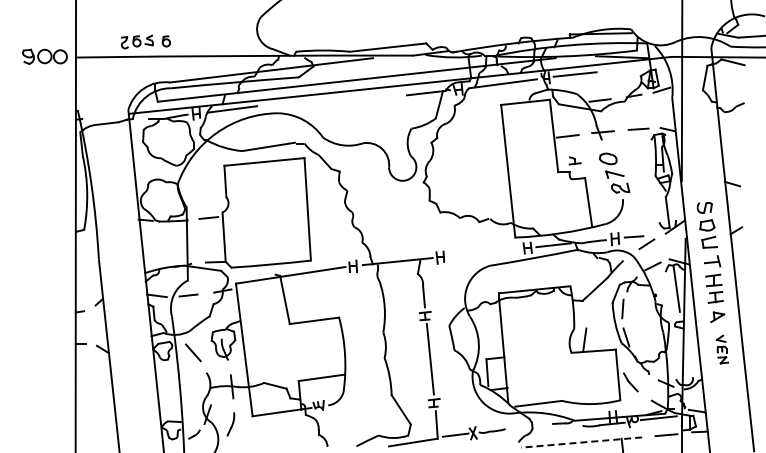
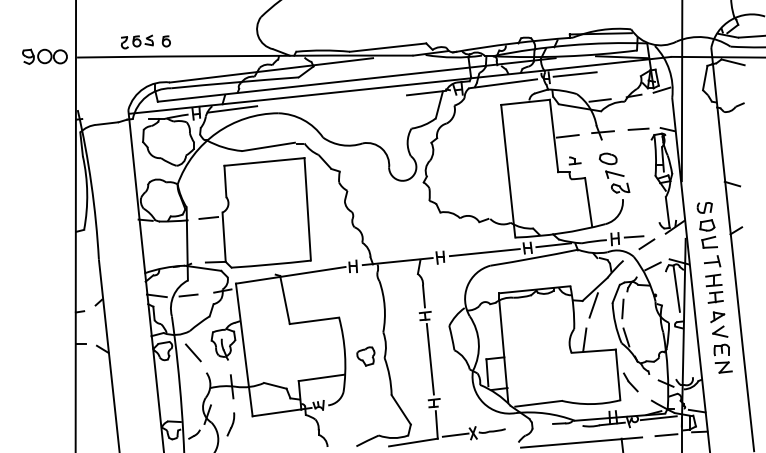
line: none -> present (484, 252)
line: none -> present (593, 305)
part size: 14x31 px -> 21x49 px (722, 349)
part: none -> present (365, 356)
line: dashed -> solid (581, 442)
